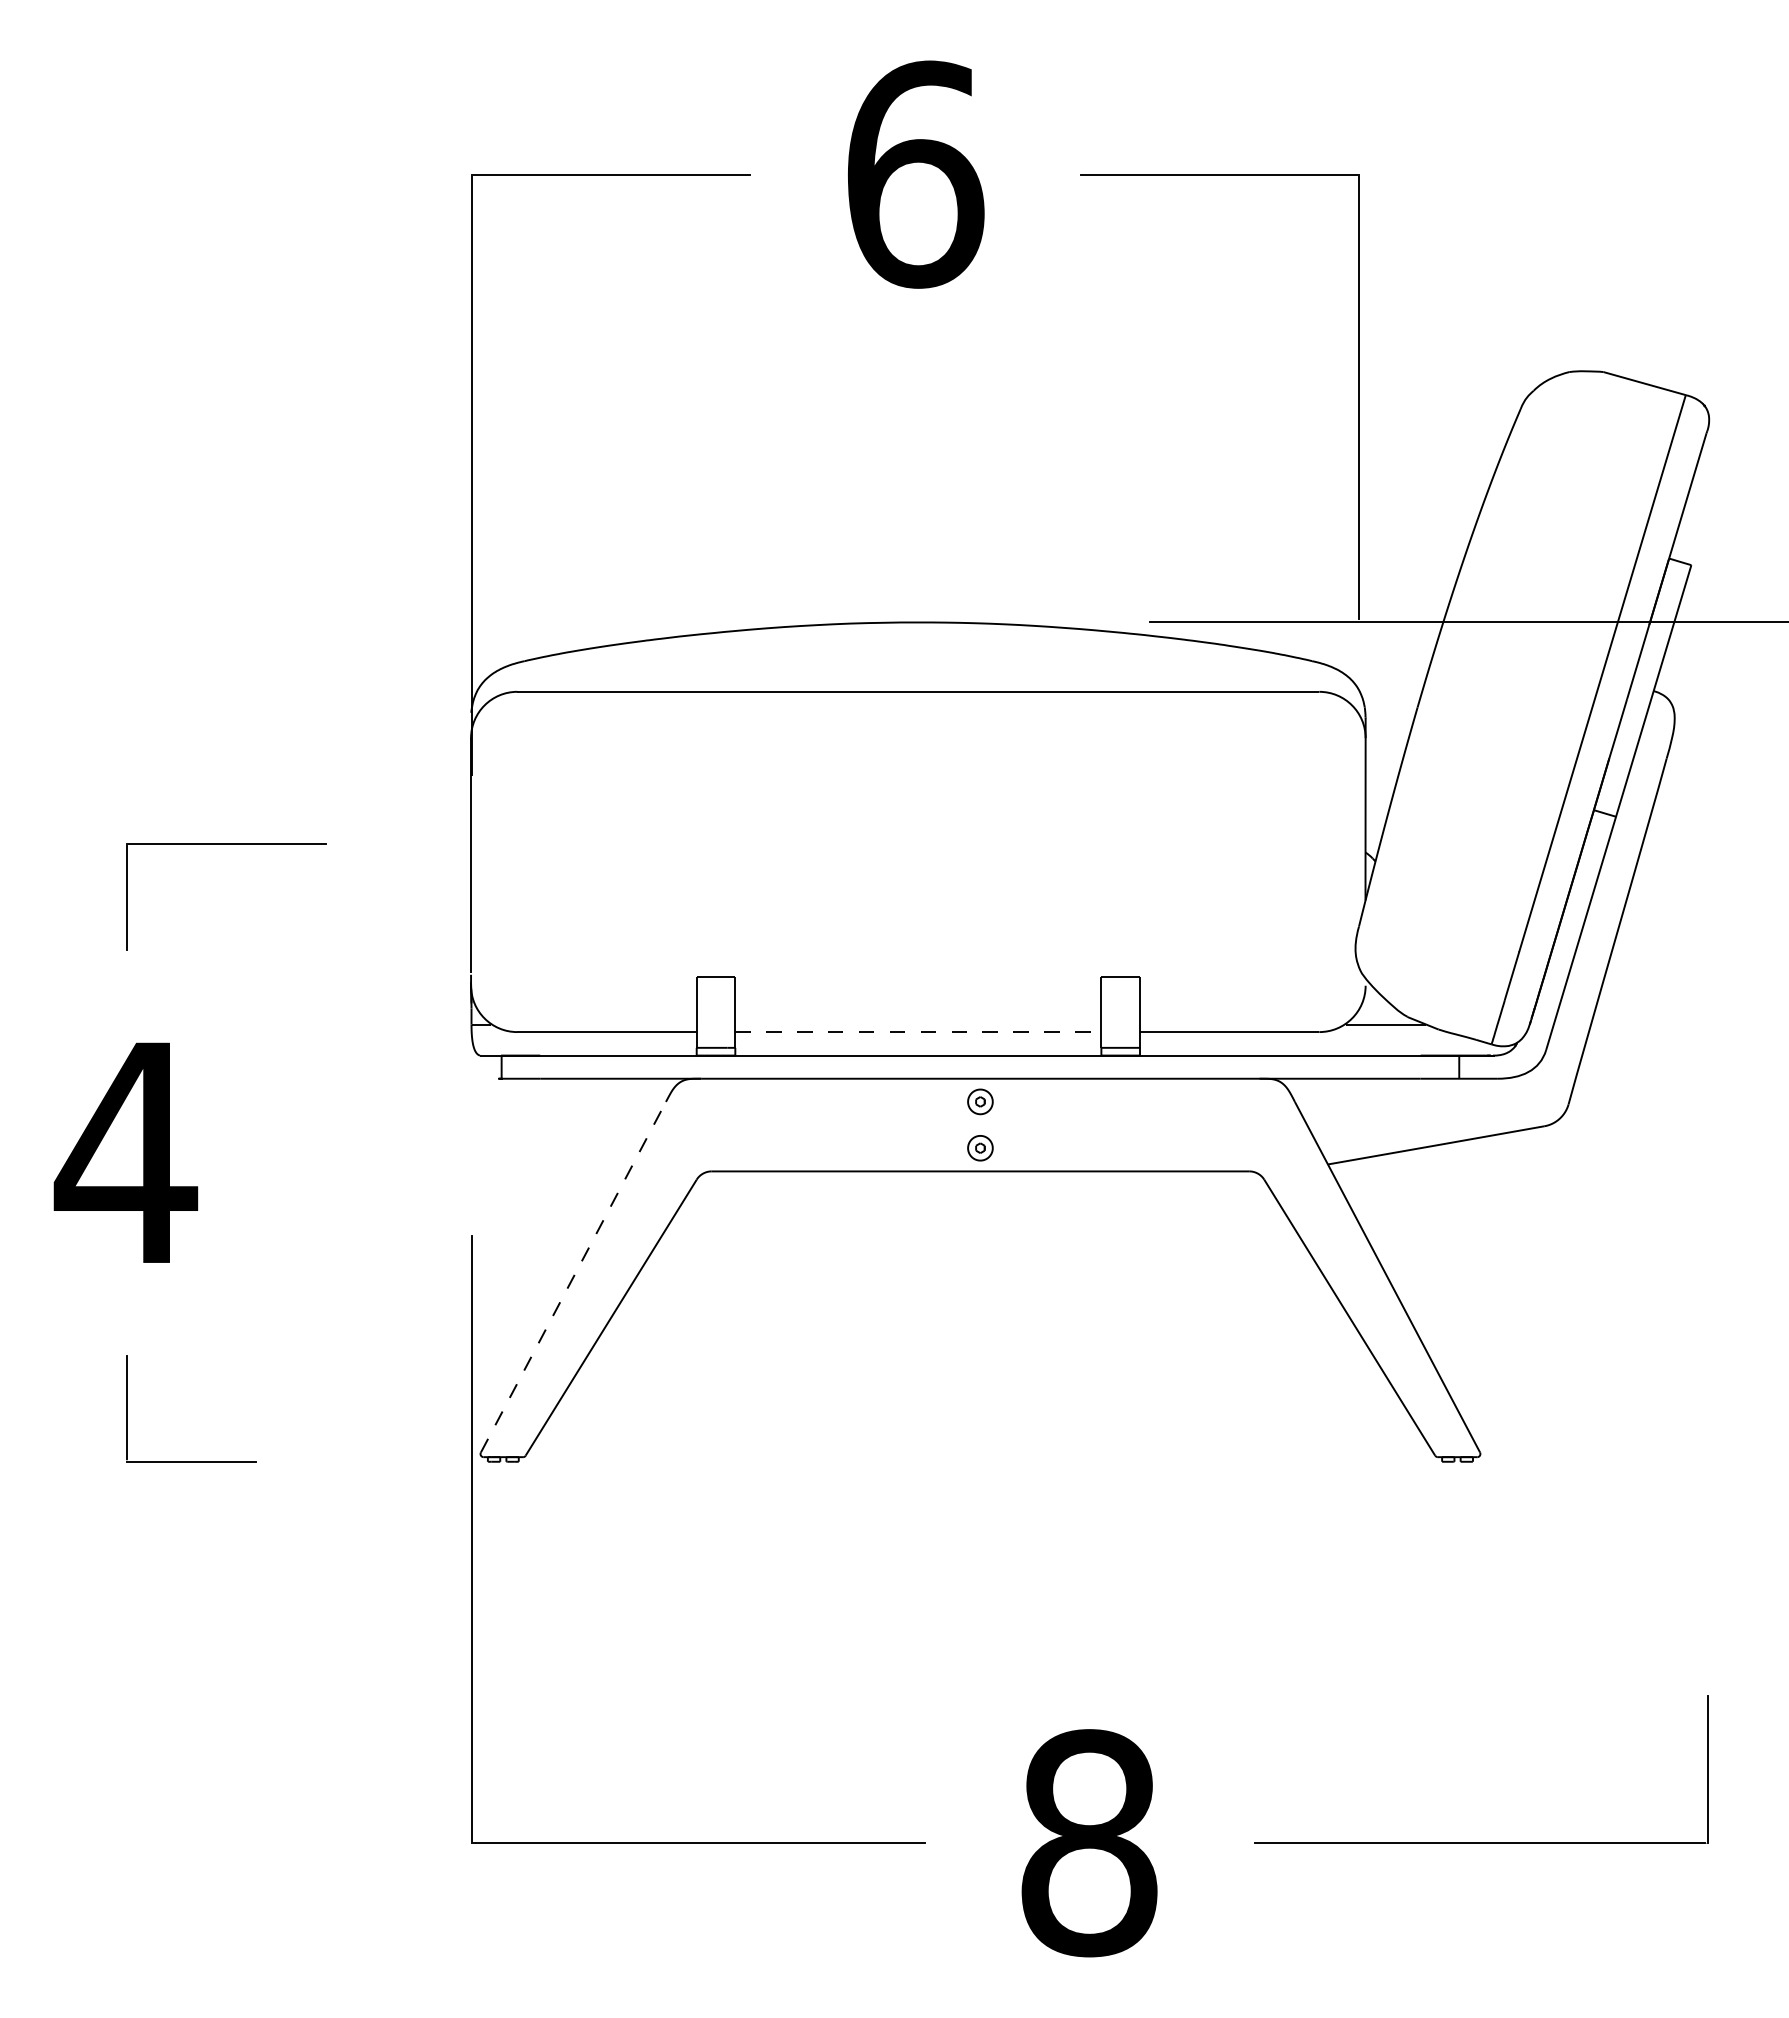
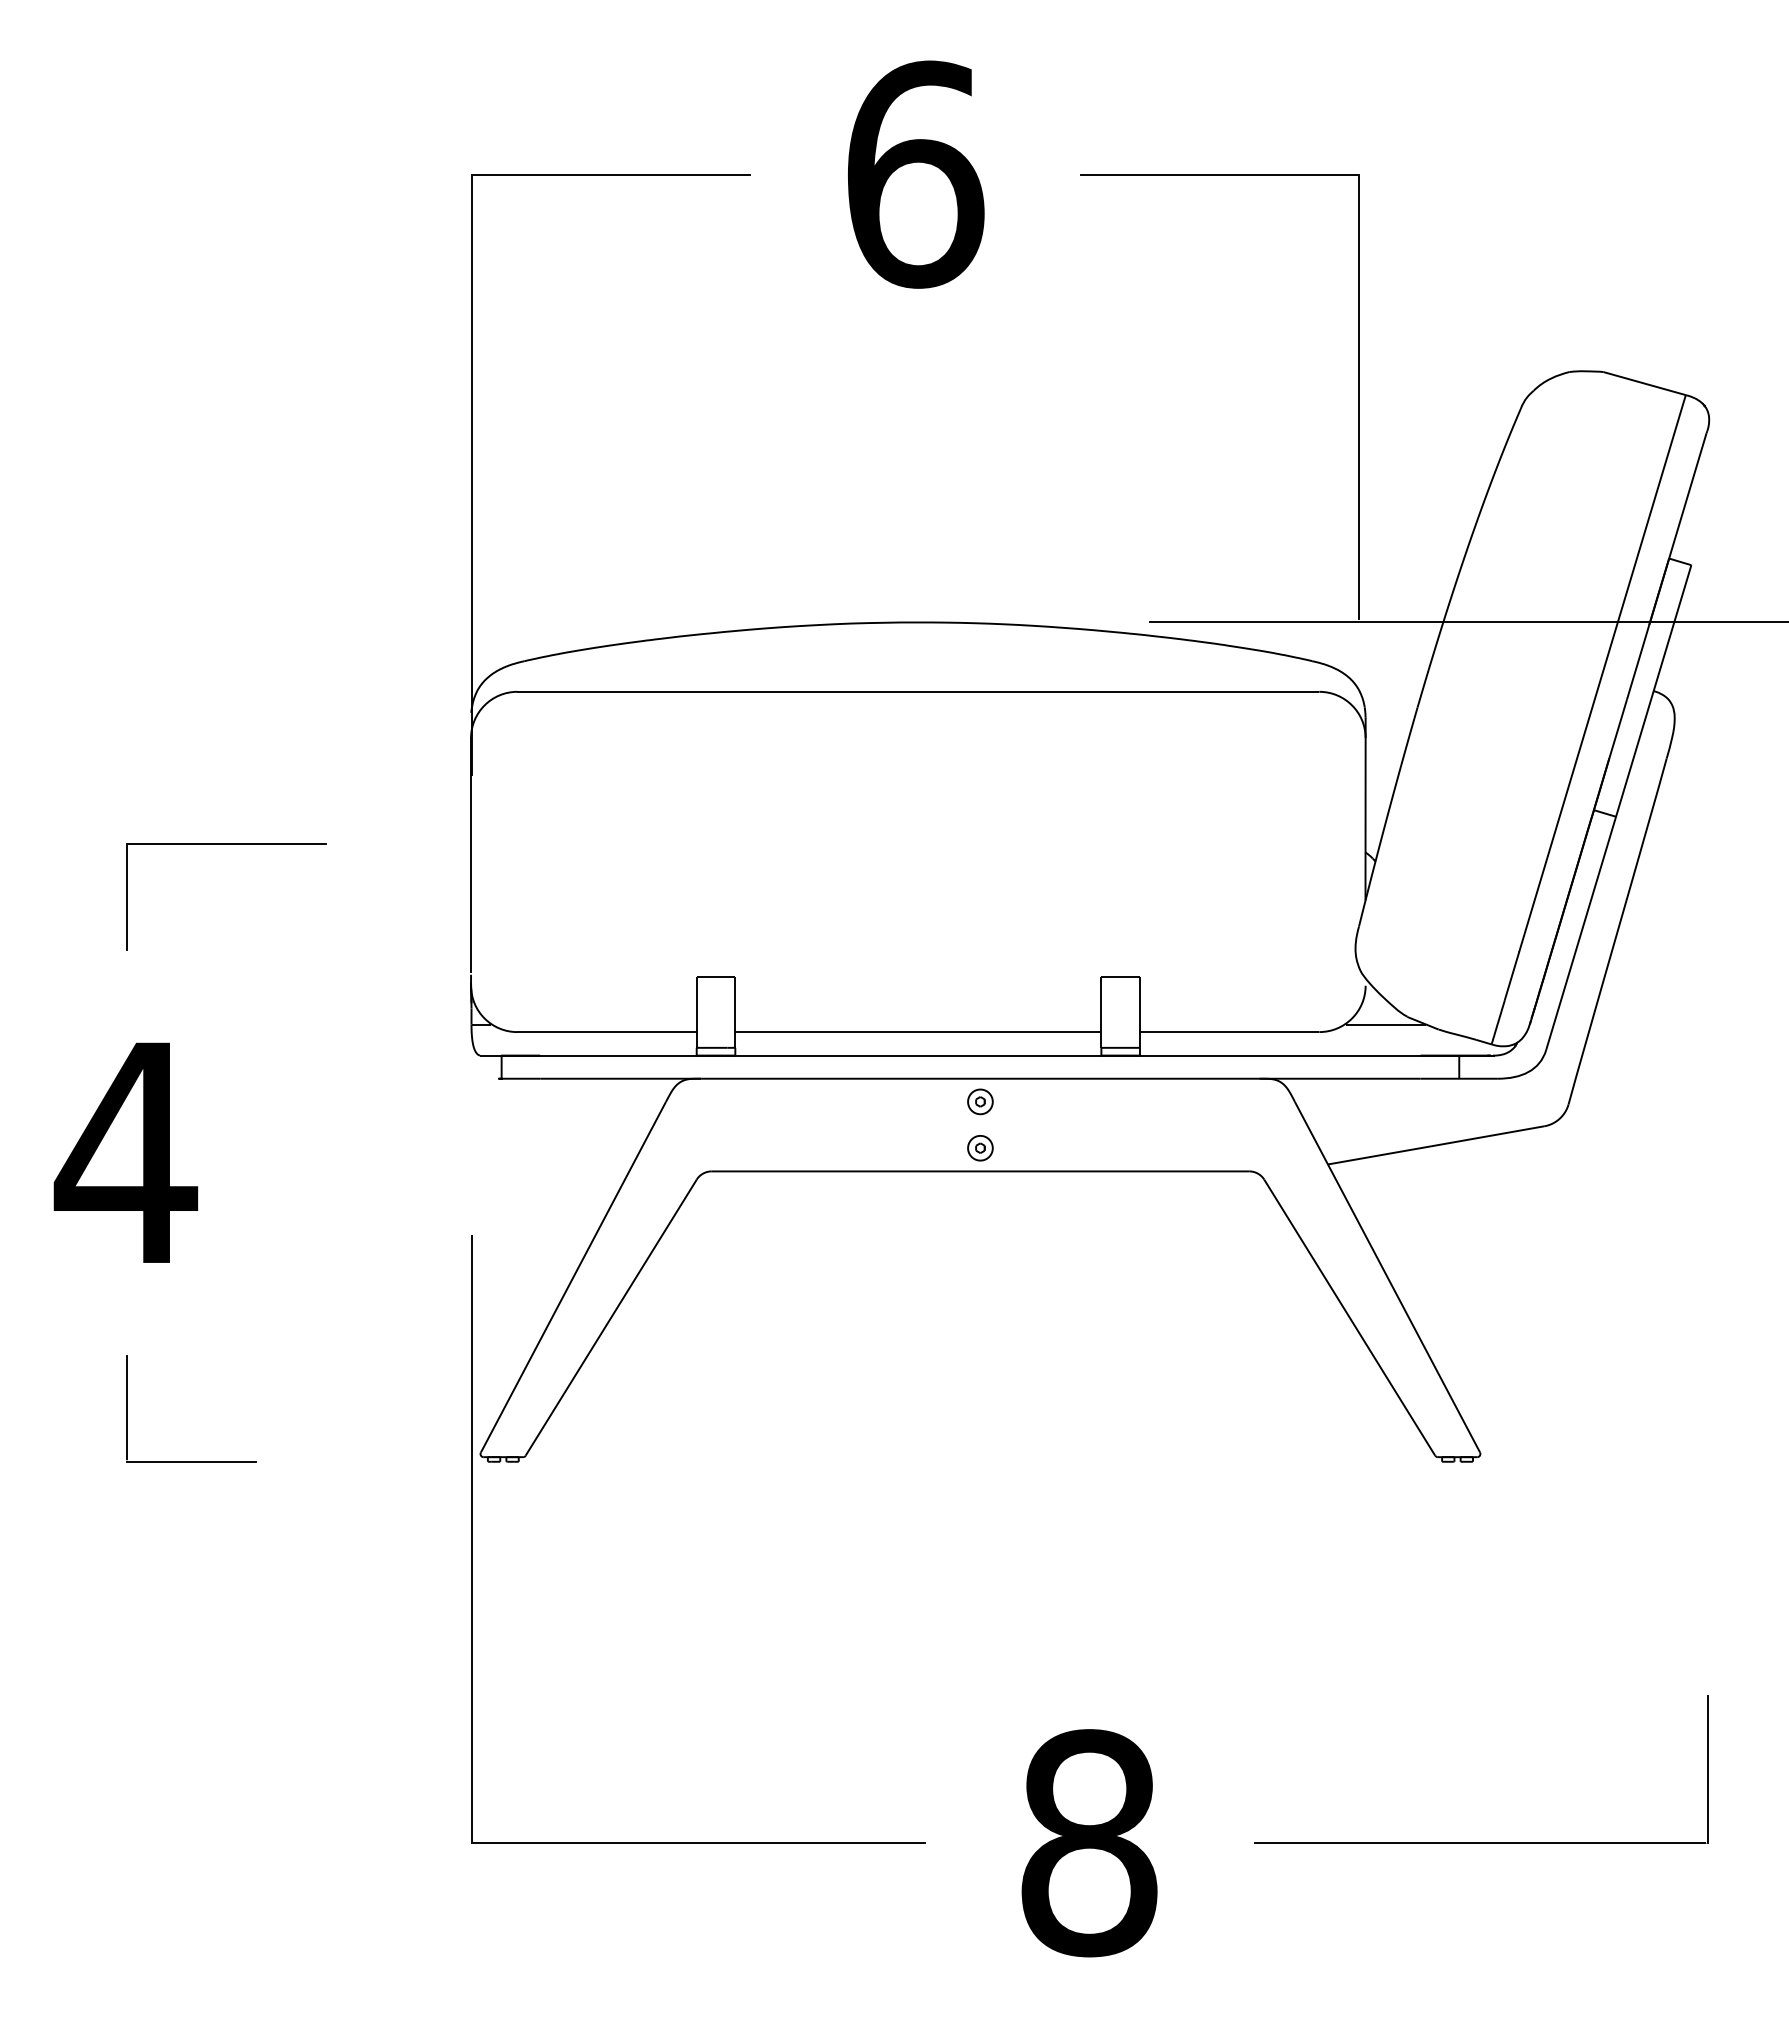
line: dashed -> solid (918, 1032)
line: dashed -> solid (573, 1276)
